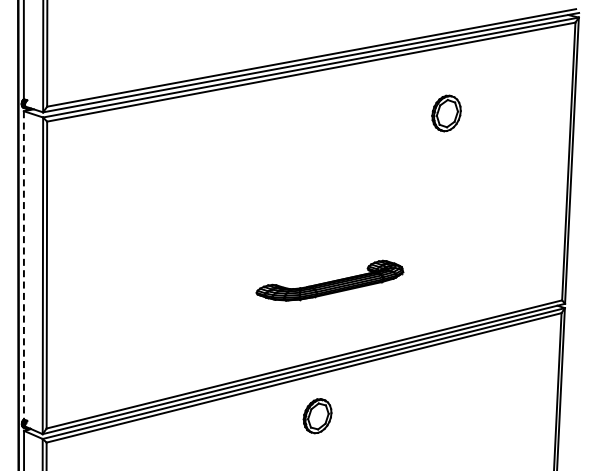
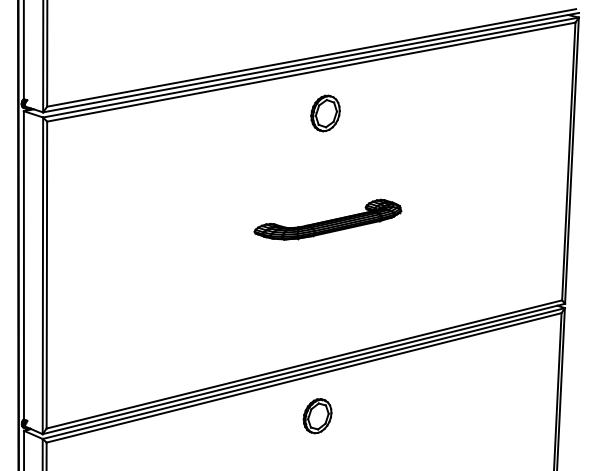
part position: (446, 113) -> (325, 113) (325, 113)
line: dashed -> solid (23, 265)
part position: (329, 280) -> (327, 219) (327, 219)
